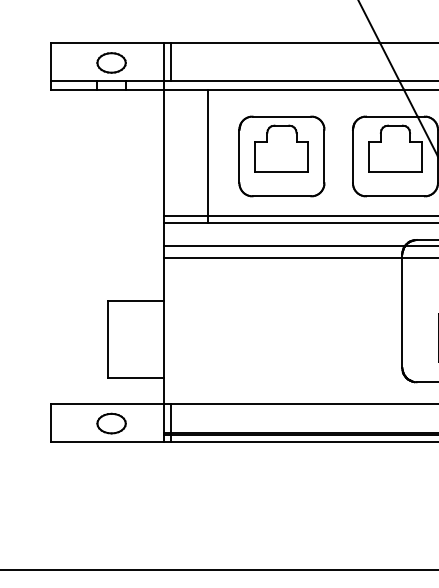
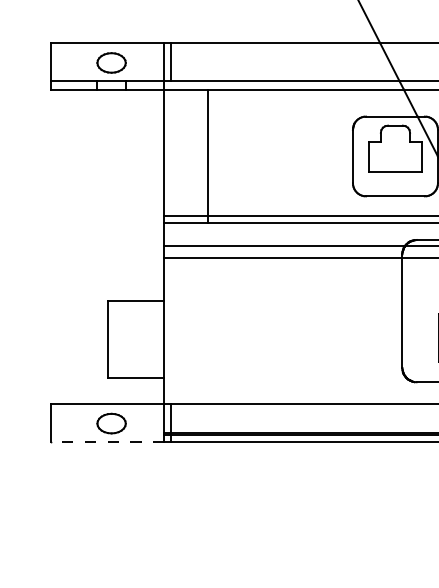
part: present -> none (281, 156)
line: solid -> dashed (107, 442)
line: present -> none (218, 570)
